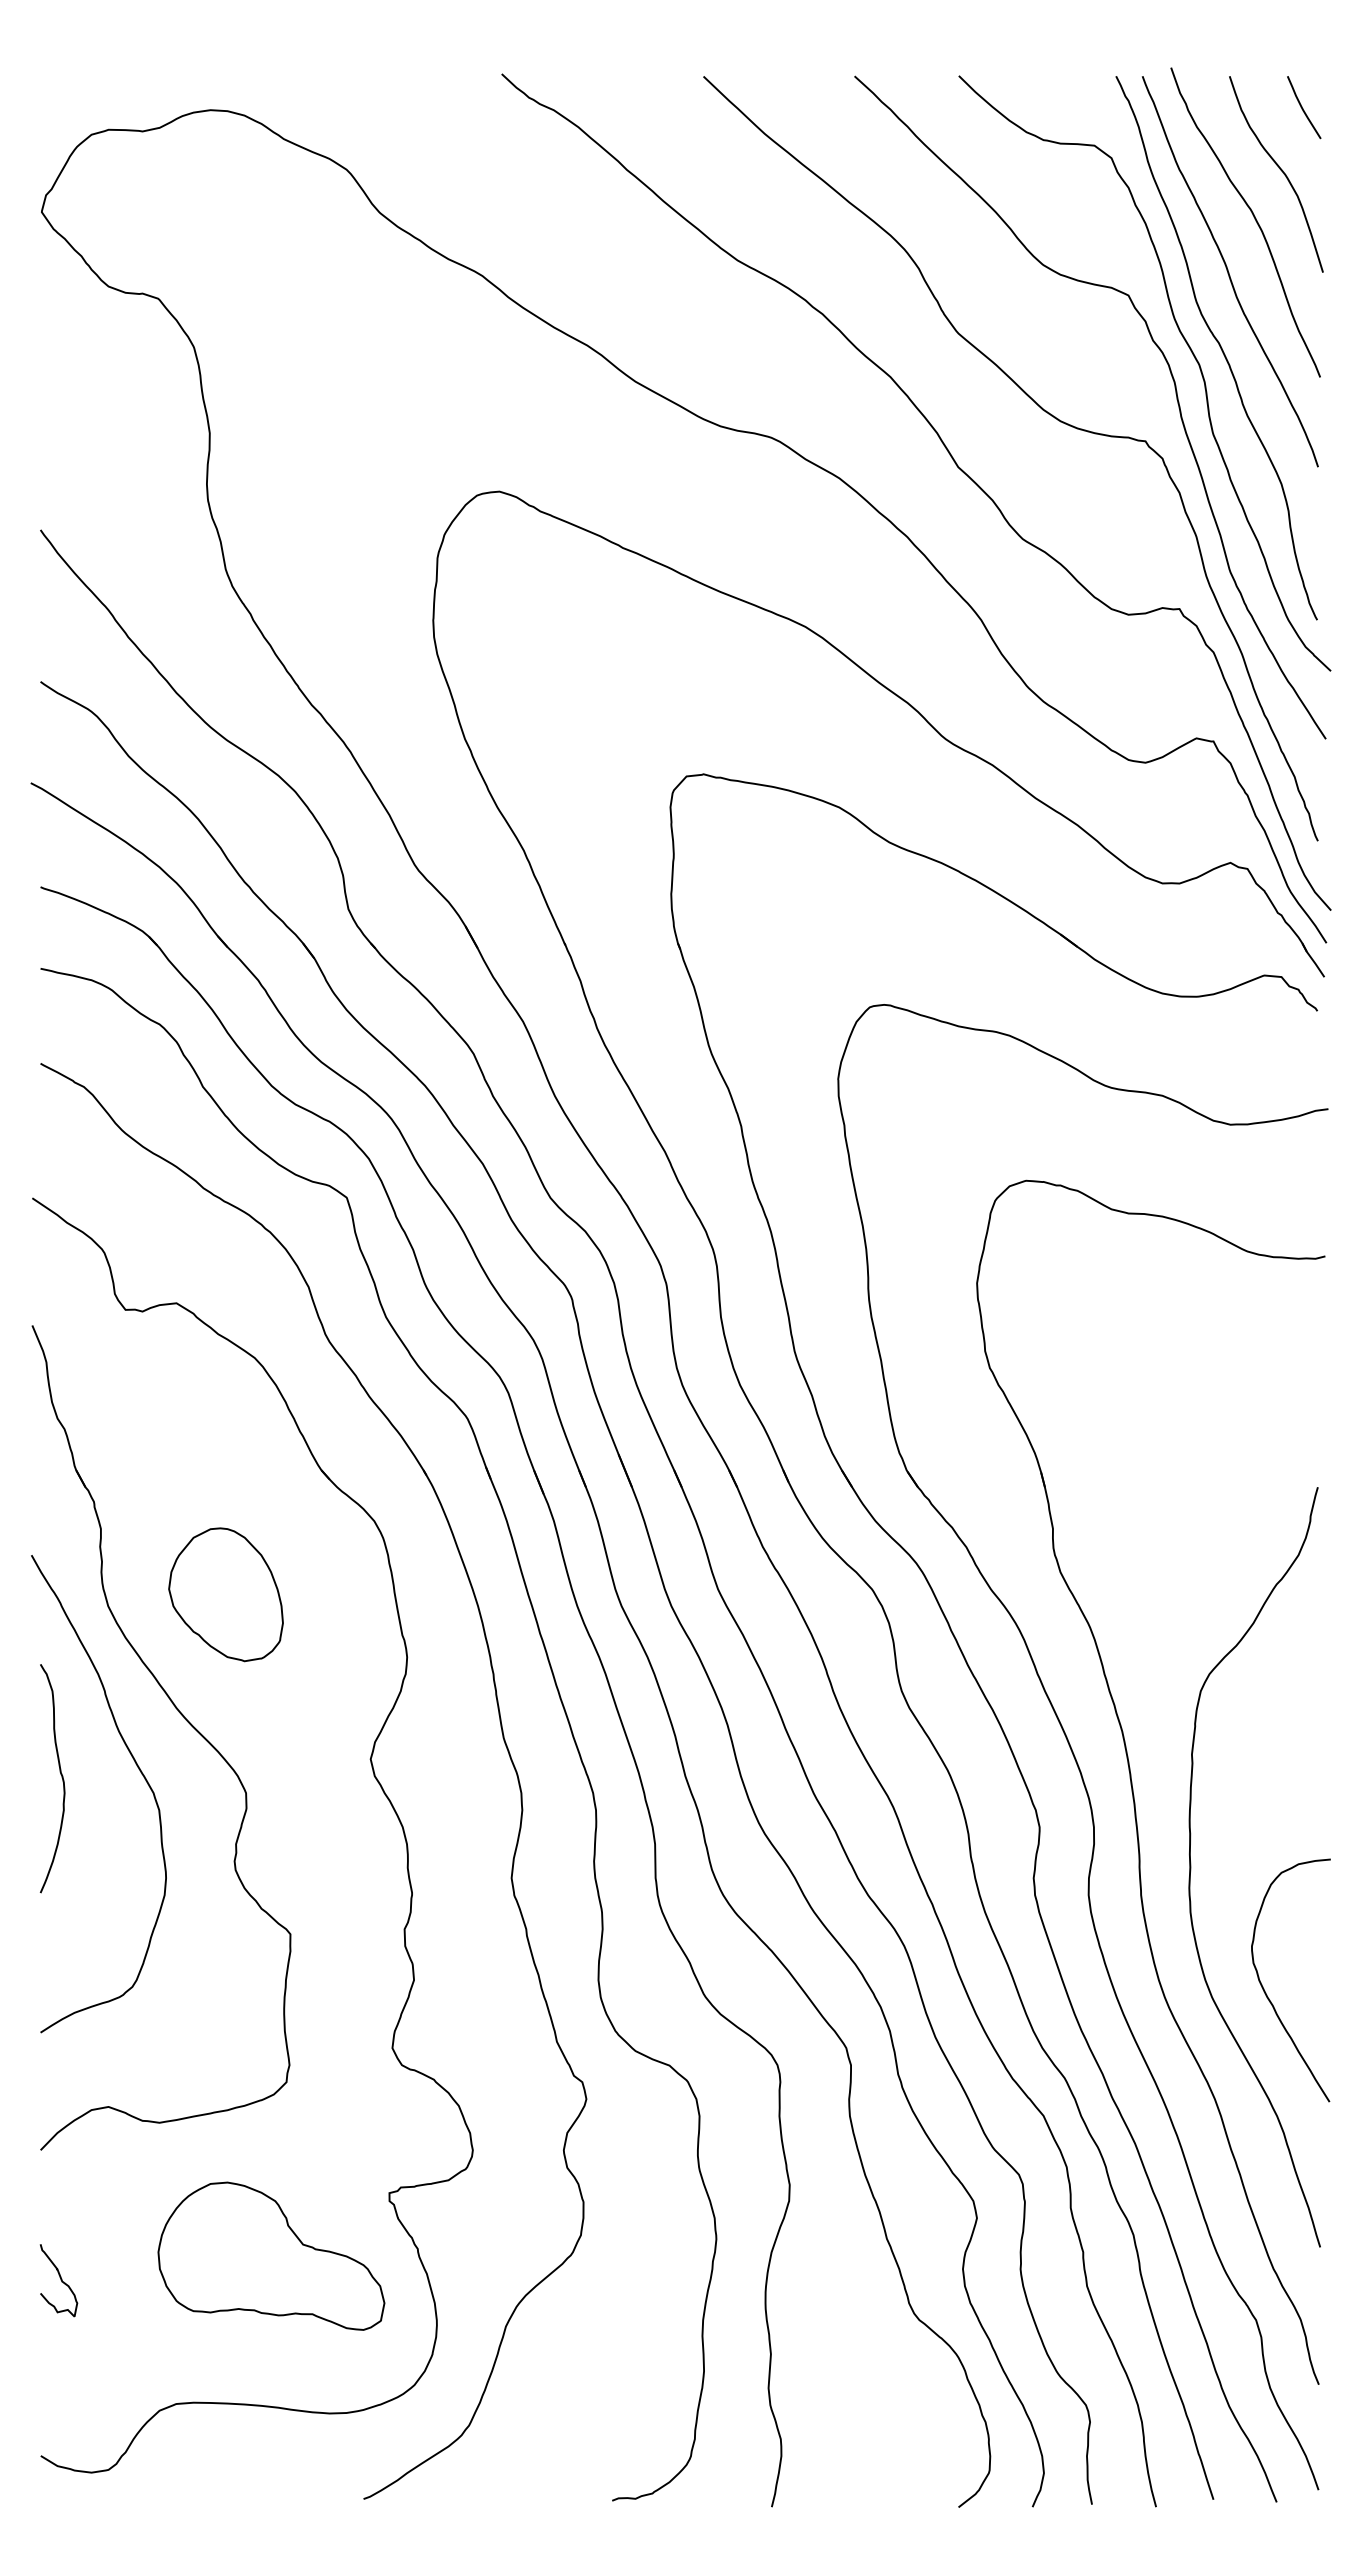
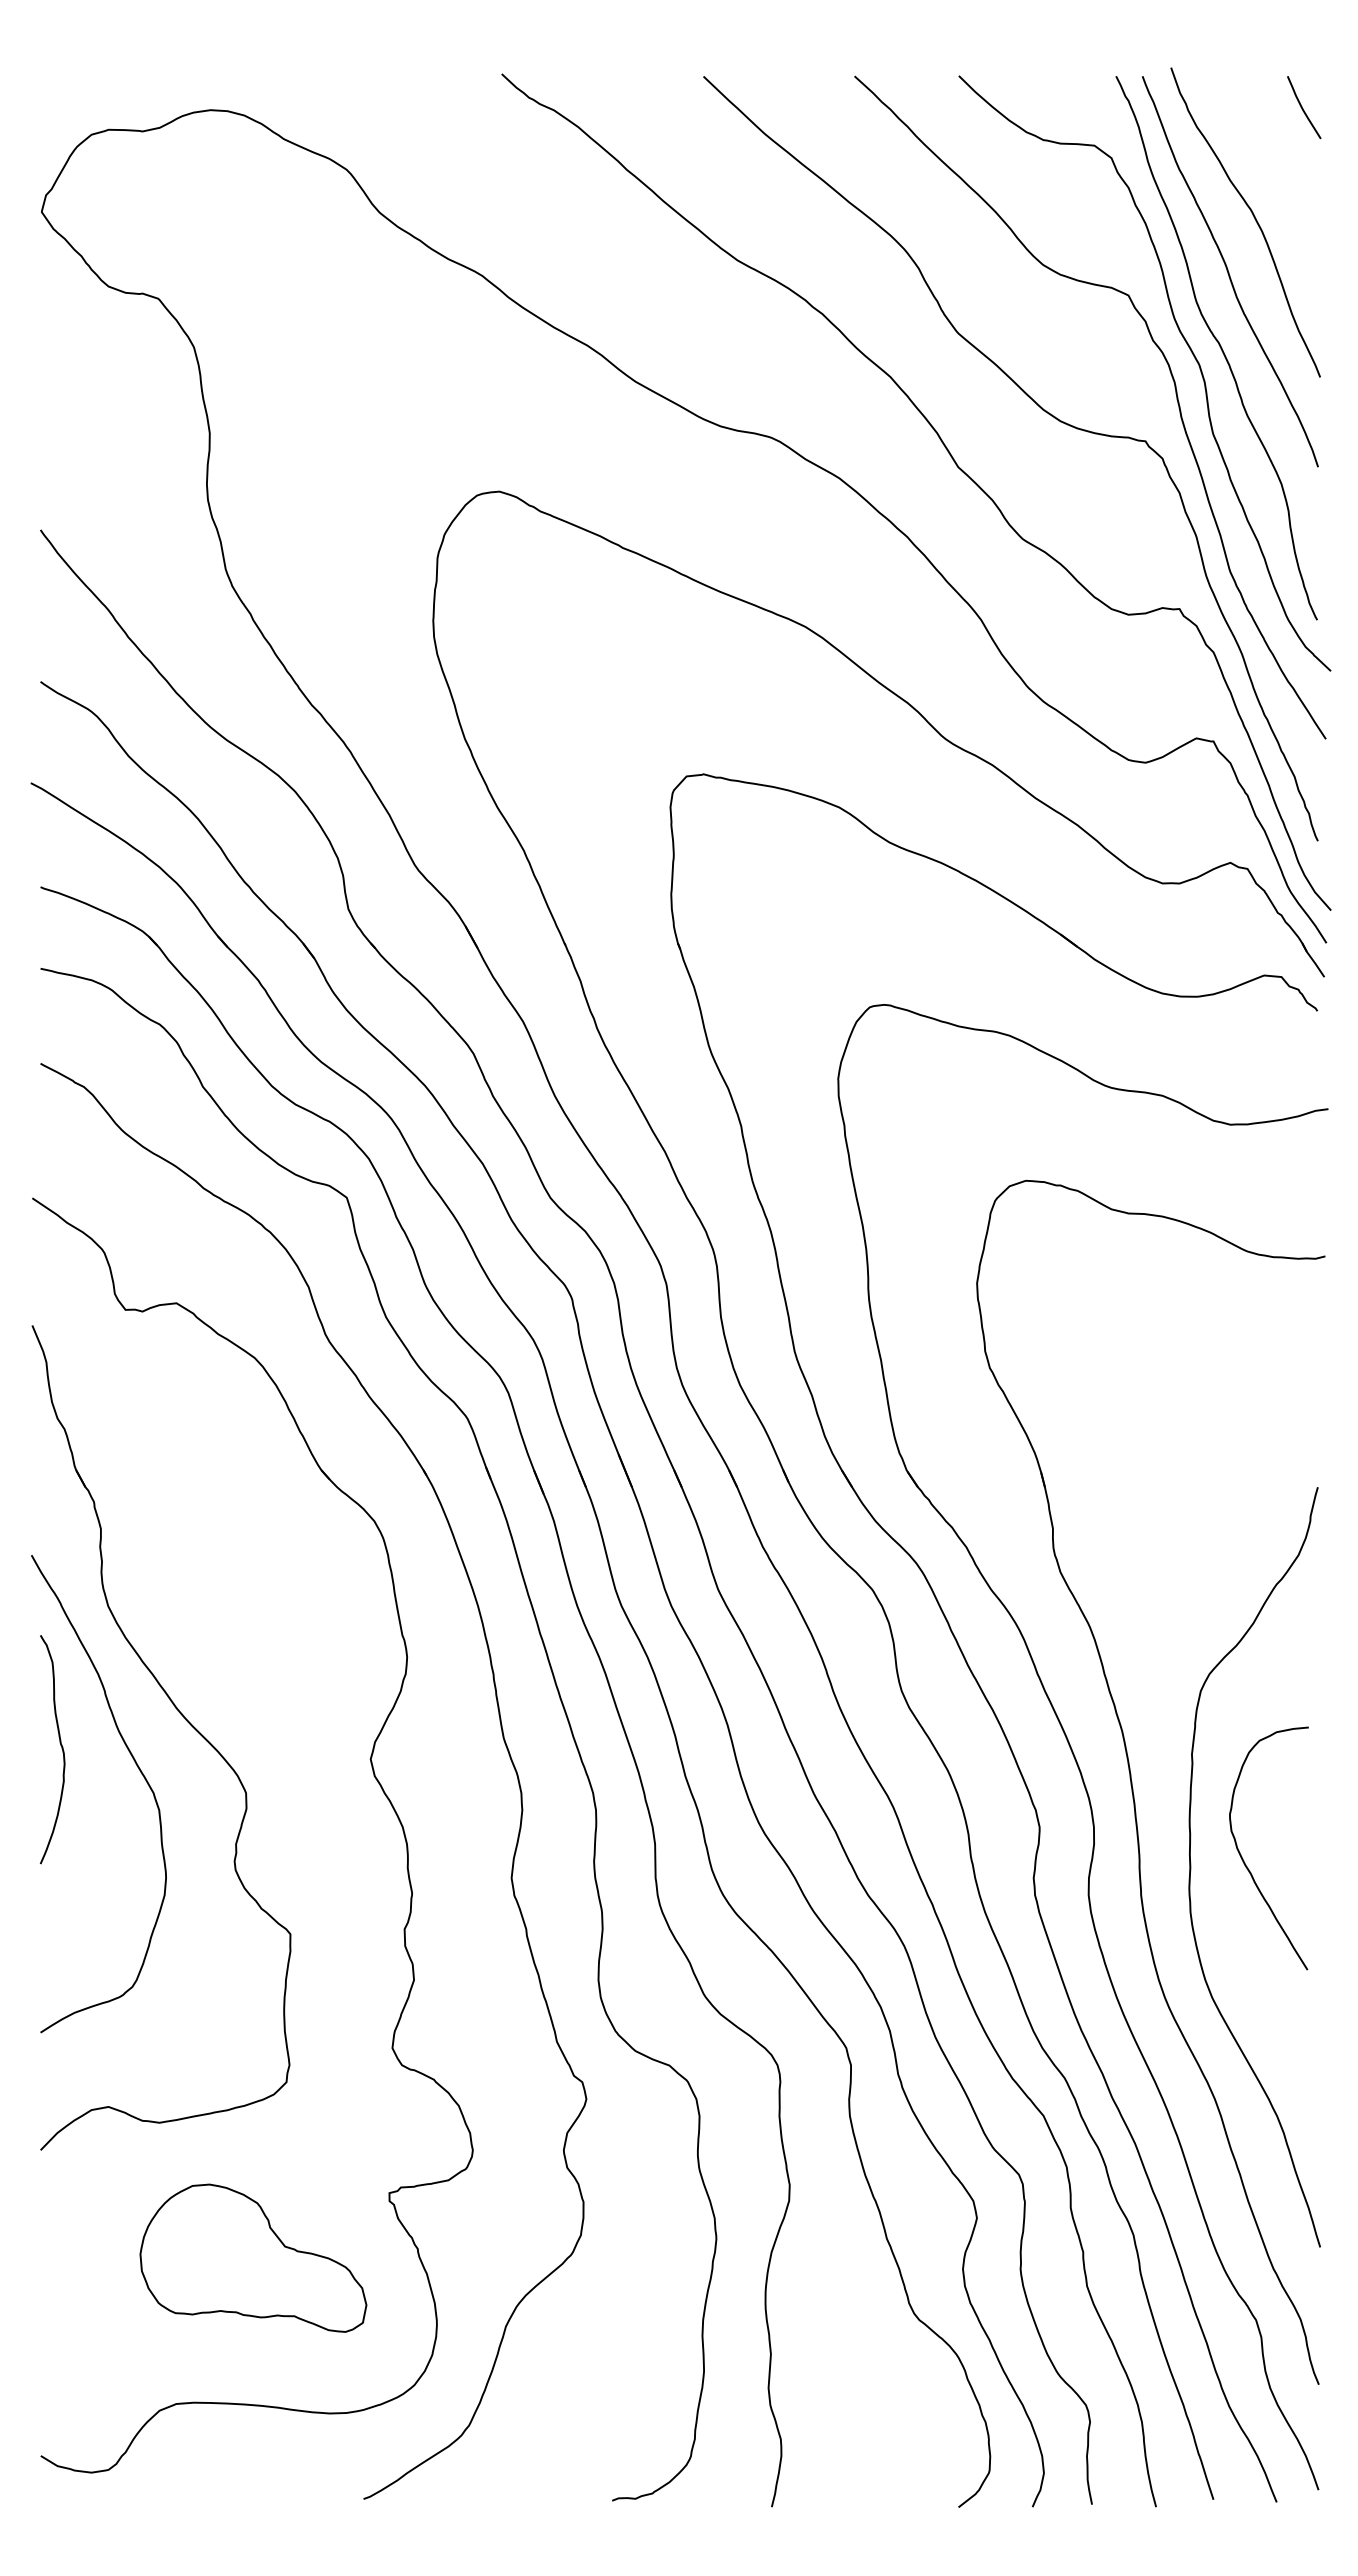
curve: present -> none (1280, 170)
part: present -> none (225, 1594)
curve position: (60, 1774) -> (60, 1745) (60, 1745)
curve position: (1265, 1990) -> (1243, 1858) (1243, 1858)
part position: (271, 2255) -> (253, 2257) (253, 2257)
curve: present -> none (60, 2280)
